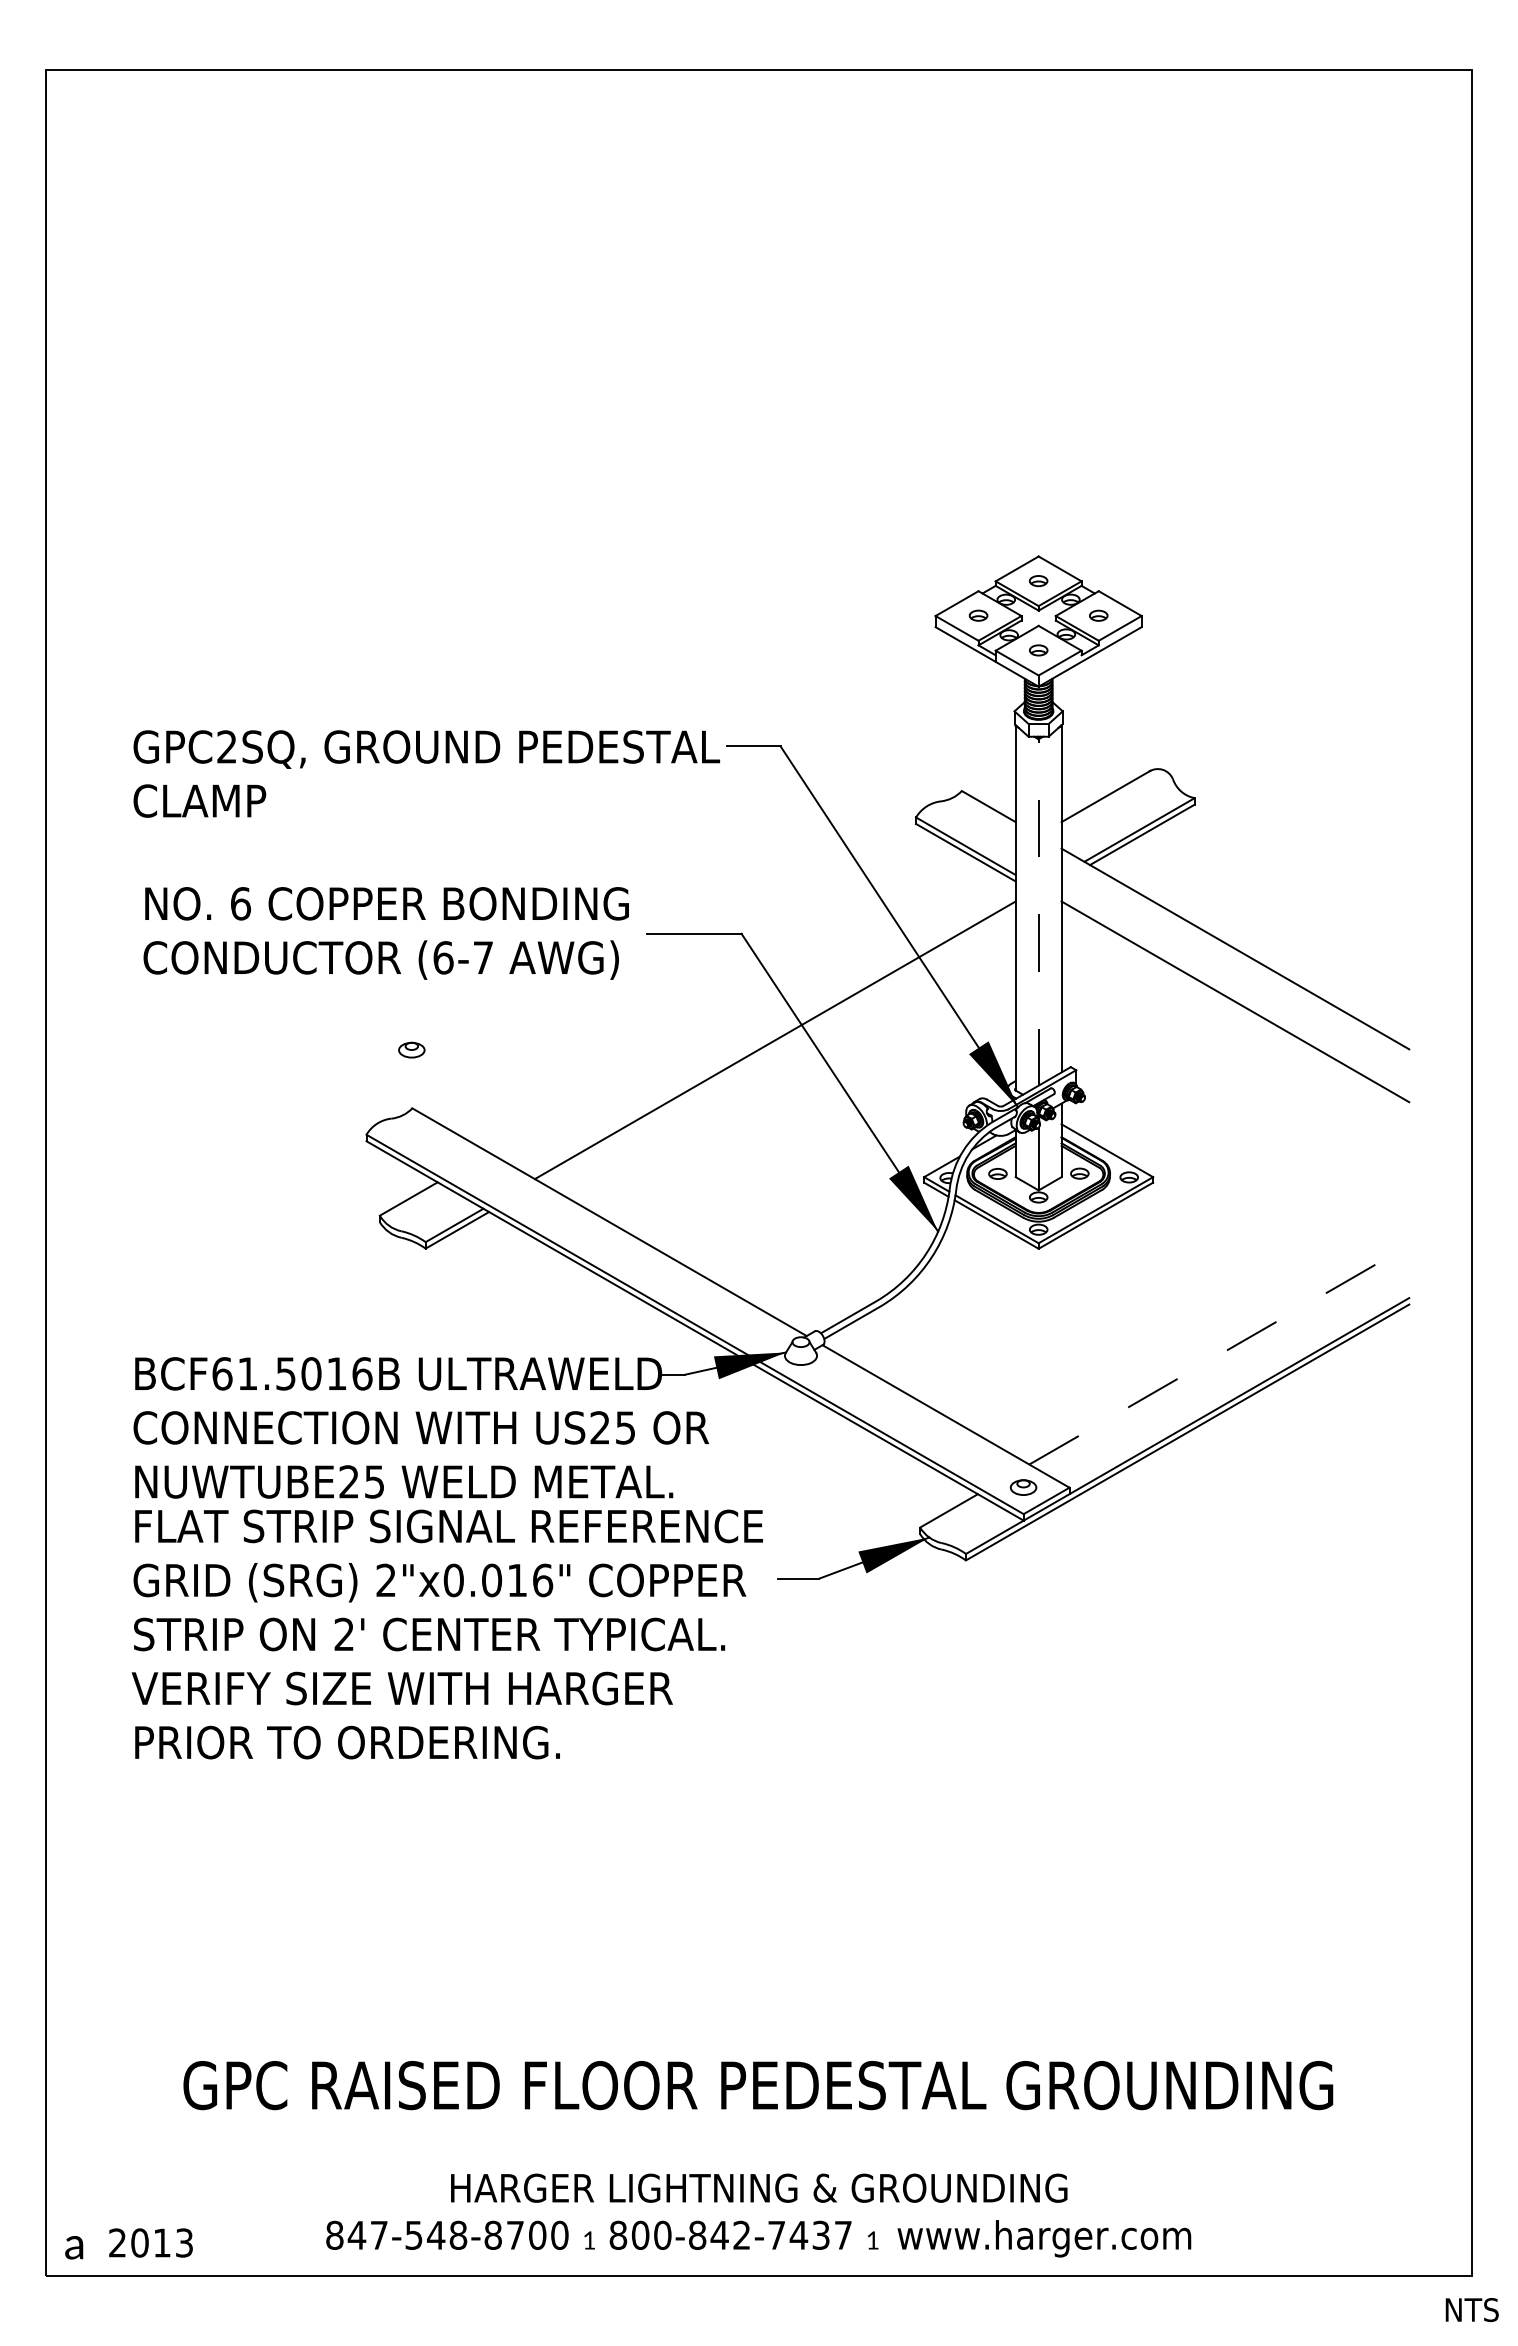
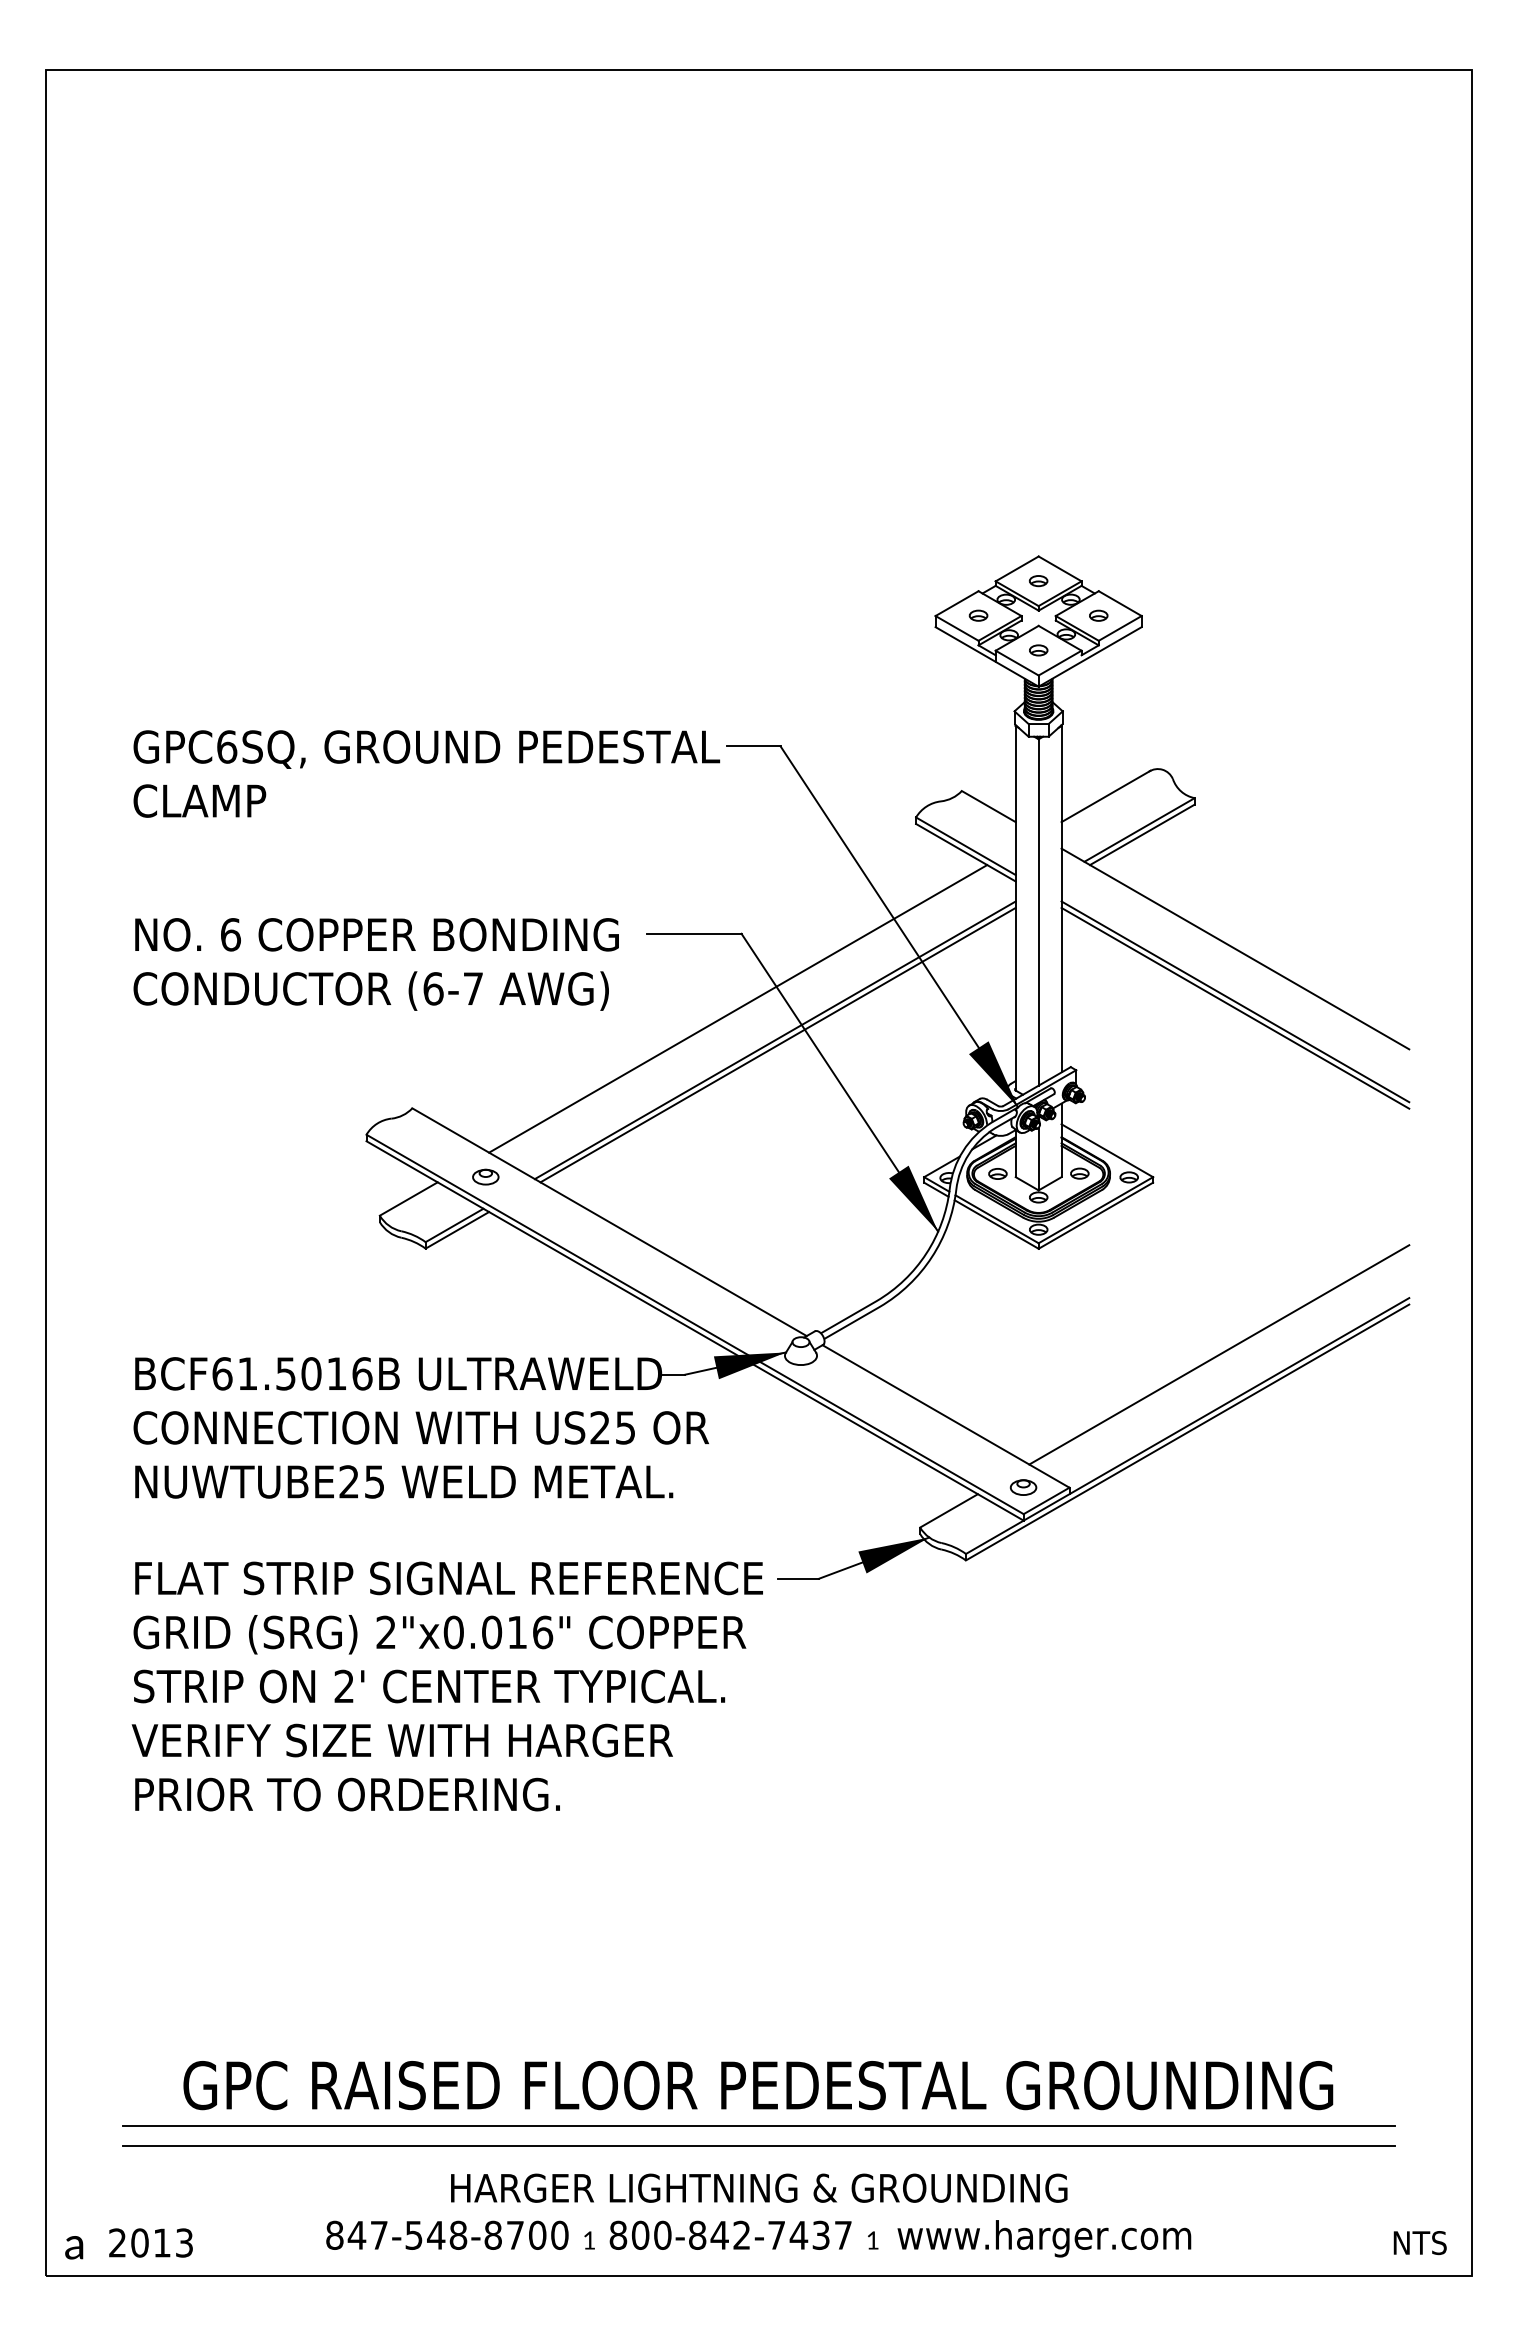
text: GPC2SQ, -> GPC6SQ, (227, 746)
line: dashed -> solid (1038, 911)
text position: (385, 933) -> (375, 964) (375, 964)
line: none -> present (1235, 1007)
line: none -> present (738, 1008)
line: none -> present (777, 1044)
part position: (411, 1049) -> (485, 1176) (485, 1176)
line: dashed -> solid (1219, 1354)
text position: (446, 1634) -> (446, 1686) (446, 1686)
line: none -> present (758, 2125)
line: none -> present (758, 2145)
text position: (1471, 2310) -> (1419, 2243) (1419, 2243)
